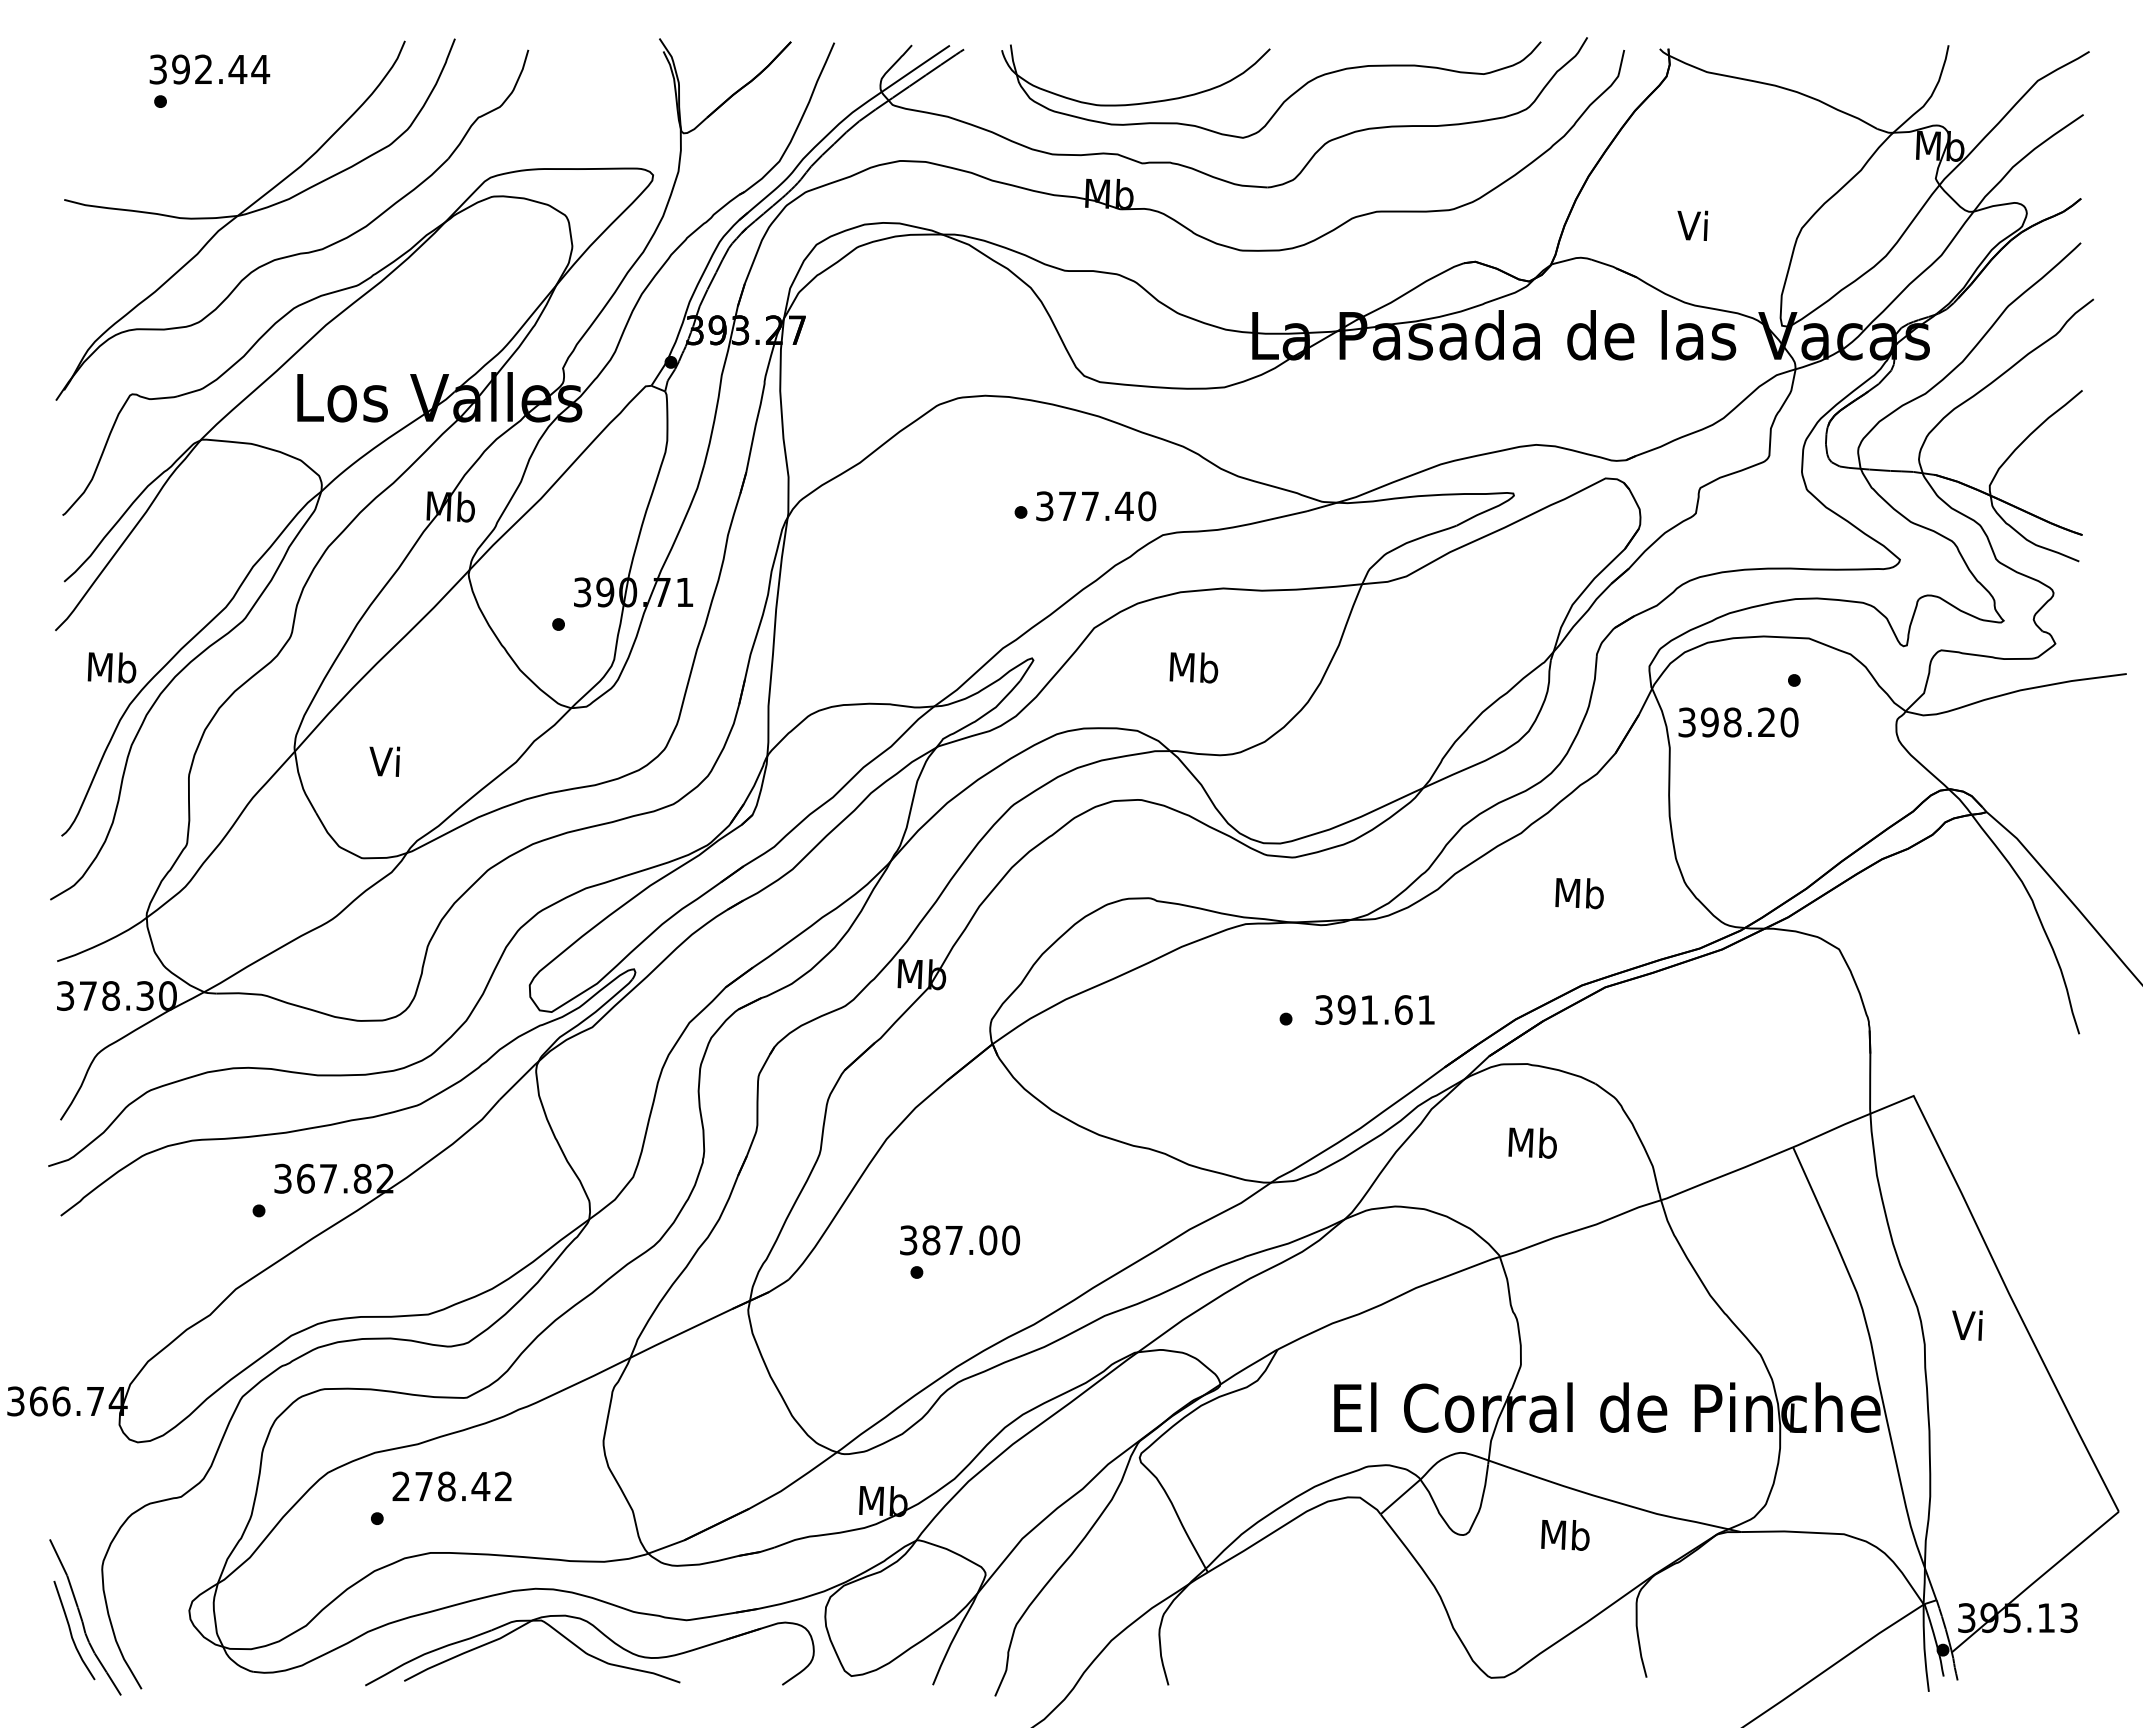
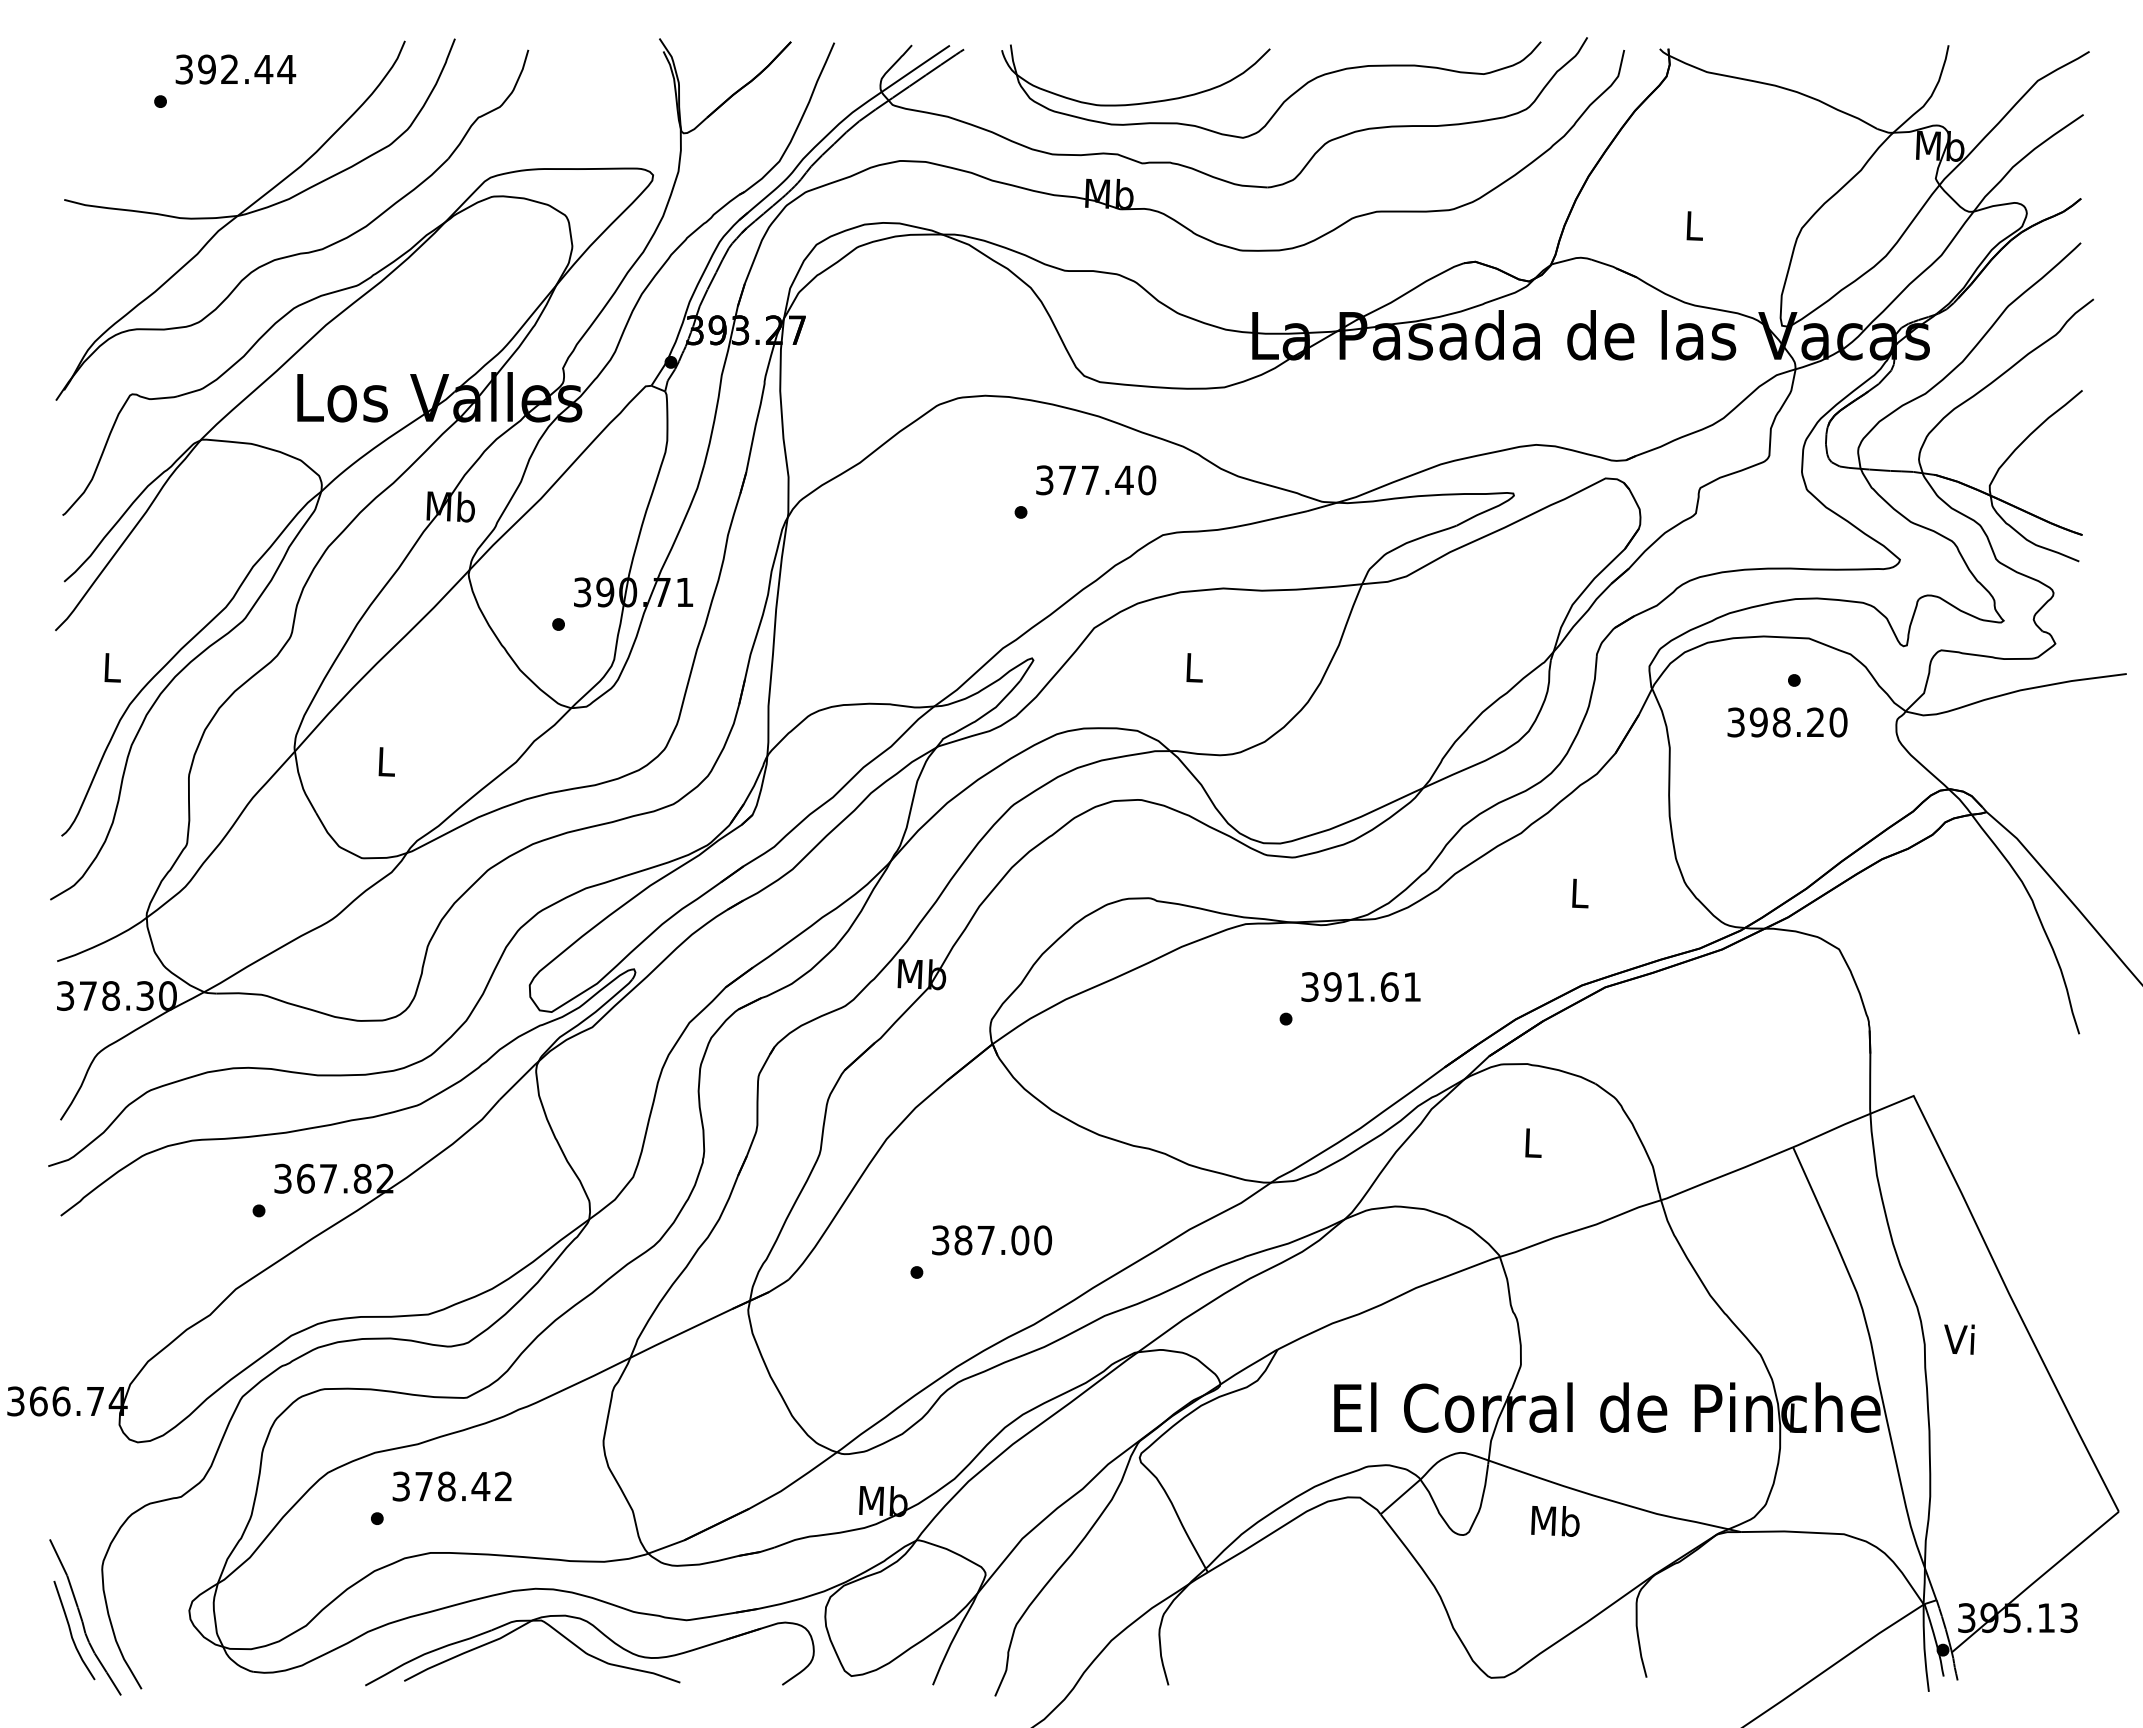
text position: (209, 69) -> (235, 69) (235, 69)
text: Vi -> L (1692, 225)
text position: (1096, 506) -> (1096, 480) (1096, 480)
text: Mb -> L (111, 667)
text: Mb -> L (1193, 667)
text position: (1738, 722) -> (1787, 722) (1787, 722)
text: Vi -> L (384, 761)
text: Mb -> L (1579, 893)
text position: (1374, 1009) -> (1360, 986) (1360, 986)
text: Mb -> L (1532, 1142)
text position: (960, 1240) -> (992, 1240) (992, 1240)
text position: (1967, 1325) -> (1959, 1339) (1959, 1339)
text: 278.42 -> 378.42 (400, 1486)
text position: (1565, 1535) -> (1555, 1521) (1555, 1521)
